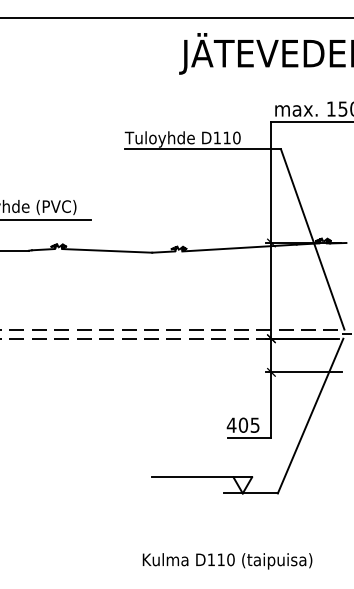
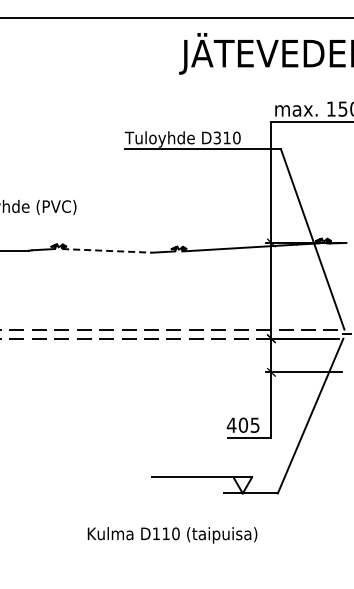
text: D110 -> D310 (216, 137)
line: present -> none (46, 220)
line: solid -> dashed (107, 250)
text position: (227, 561) -> (172, 535) (172, 535)
